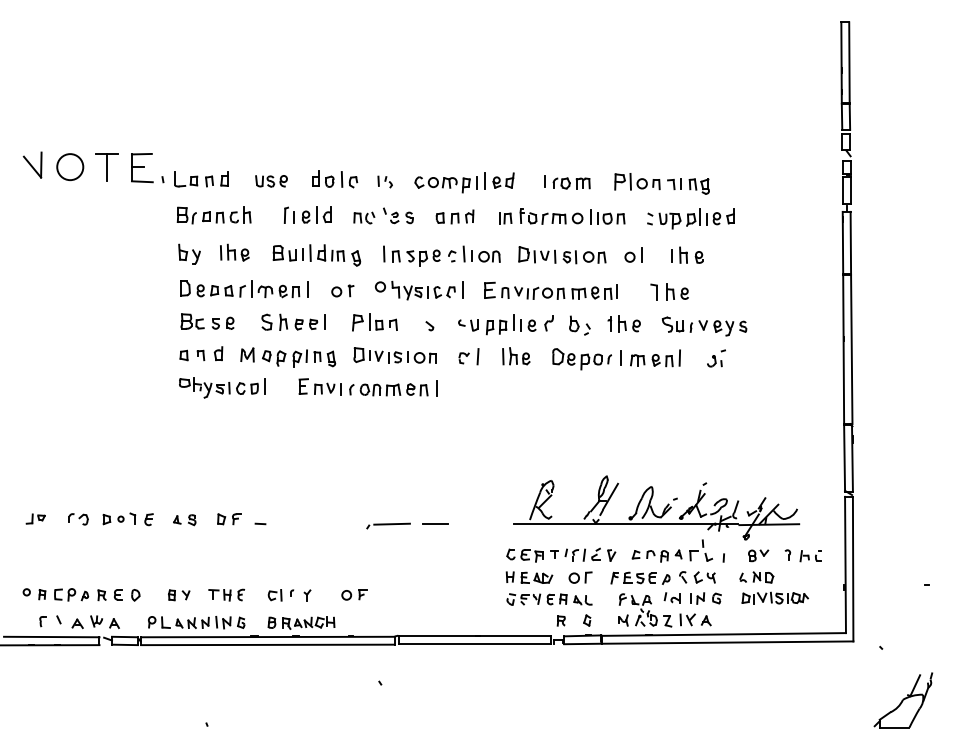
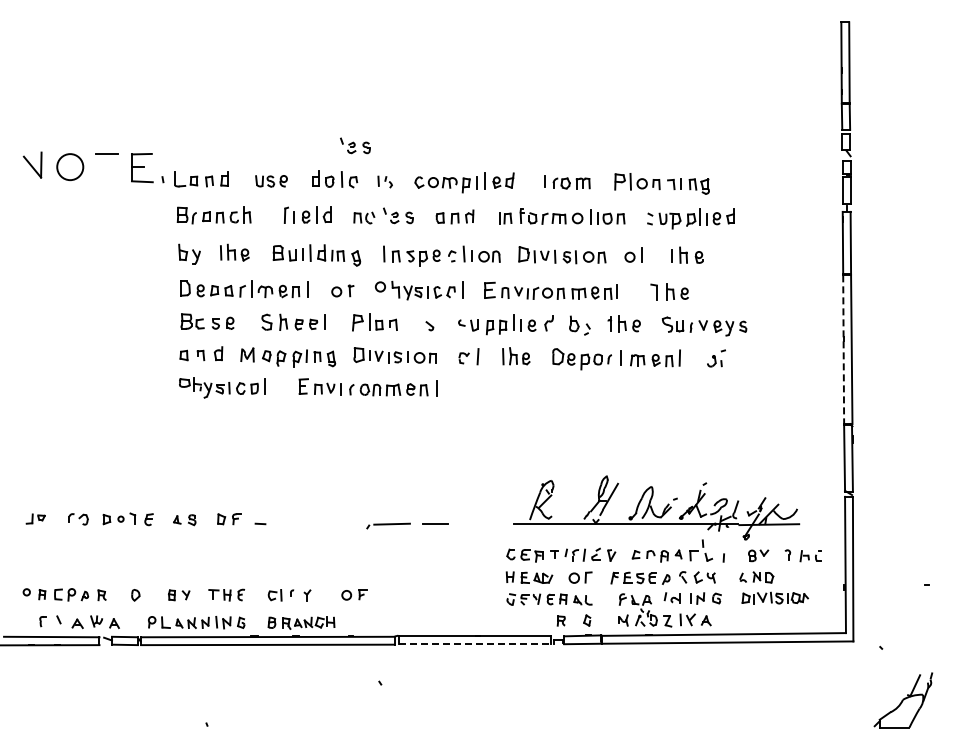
part: none -> present (355, 145)
line: present -> none (106, 167)
line: solid -> dashed (843, 350)
part: present -> none (118, 594)
line: solid -> dashed (475, 643)
